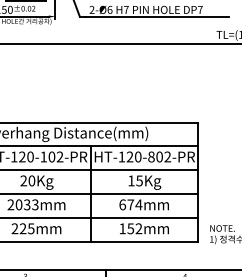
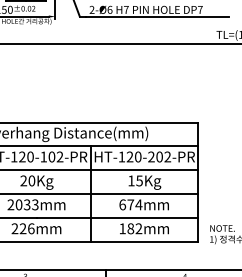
text: HT-120-802-PR -> HT-120-202-PR (151, 156)
text: 225mm -> 226mm (31, 228)
text: 152mm -> 182mm (130, 228)
